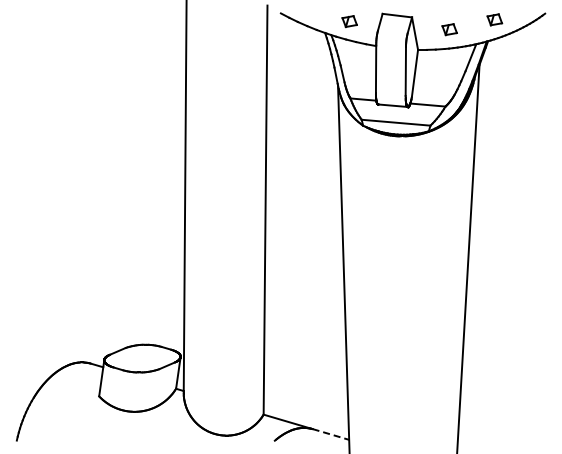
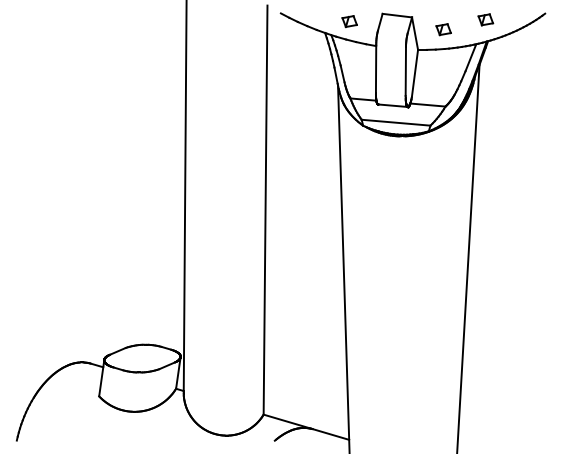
part position: (494, 19) -> (485, 19) (485, 19)
part position: (449, 29) -> (443, 29) (443, 29)
line: dashed -> solid (331, 434)
